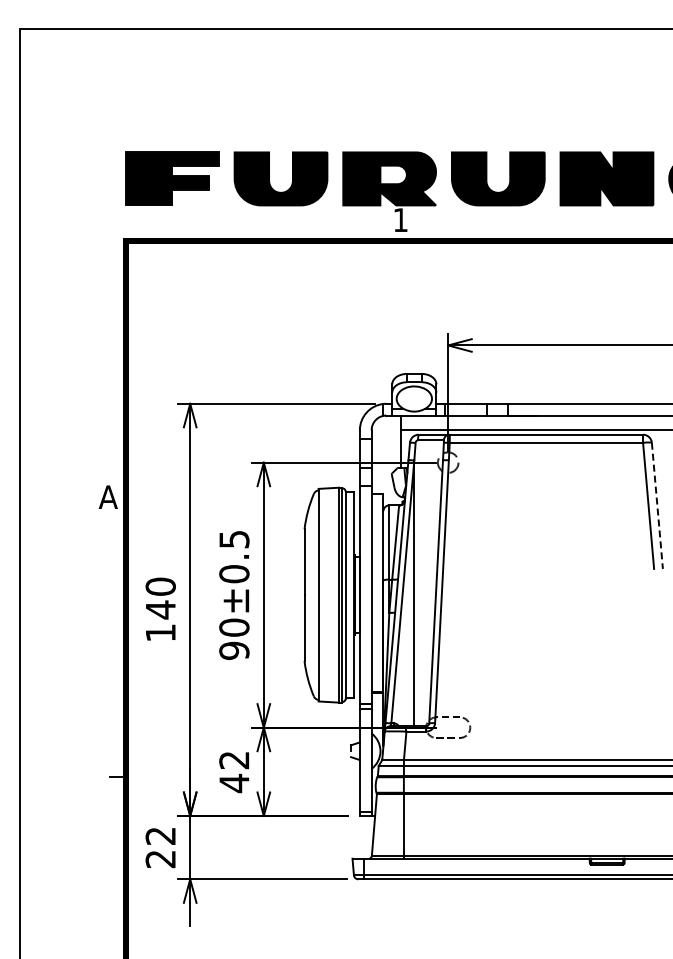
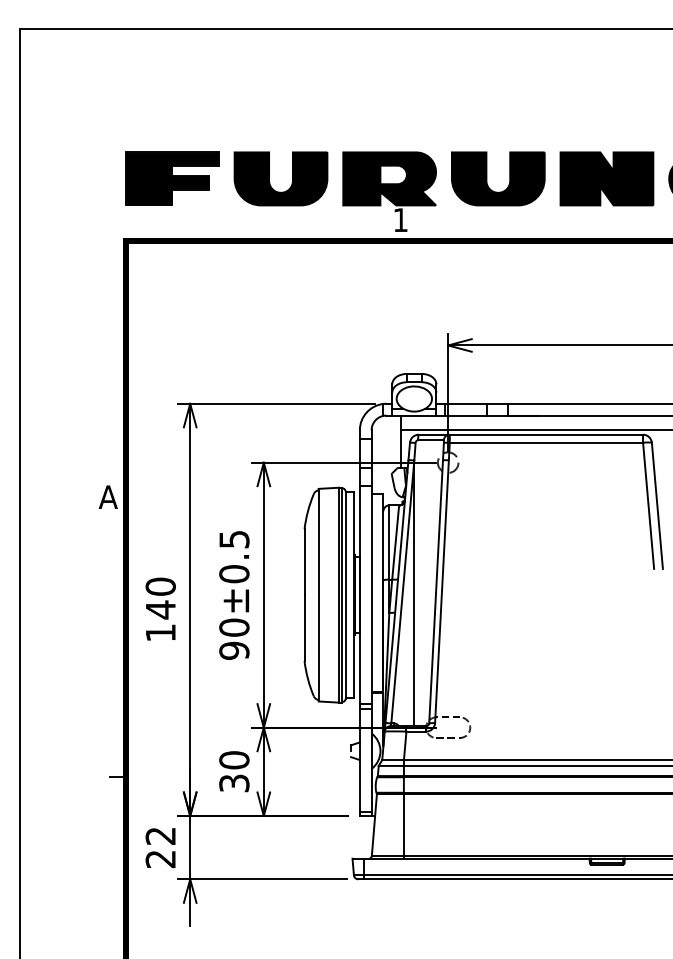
line: dashed -> solid (657, 506)
text: 42 -> 30 (234, 772)
